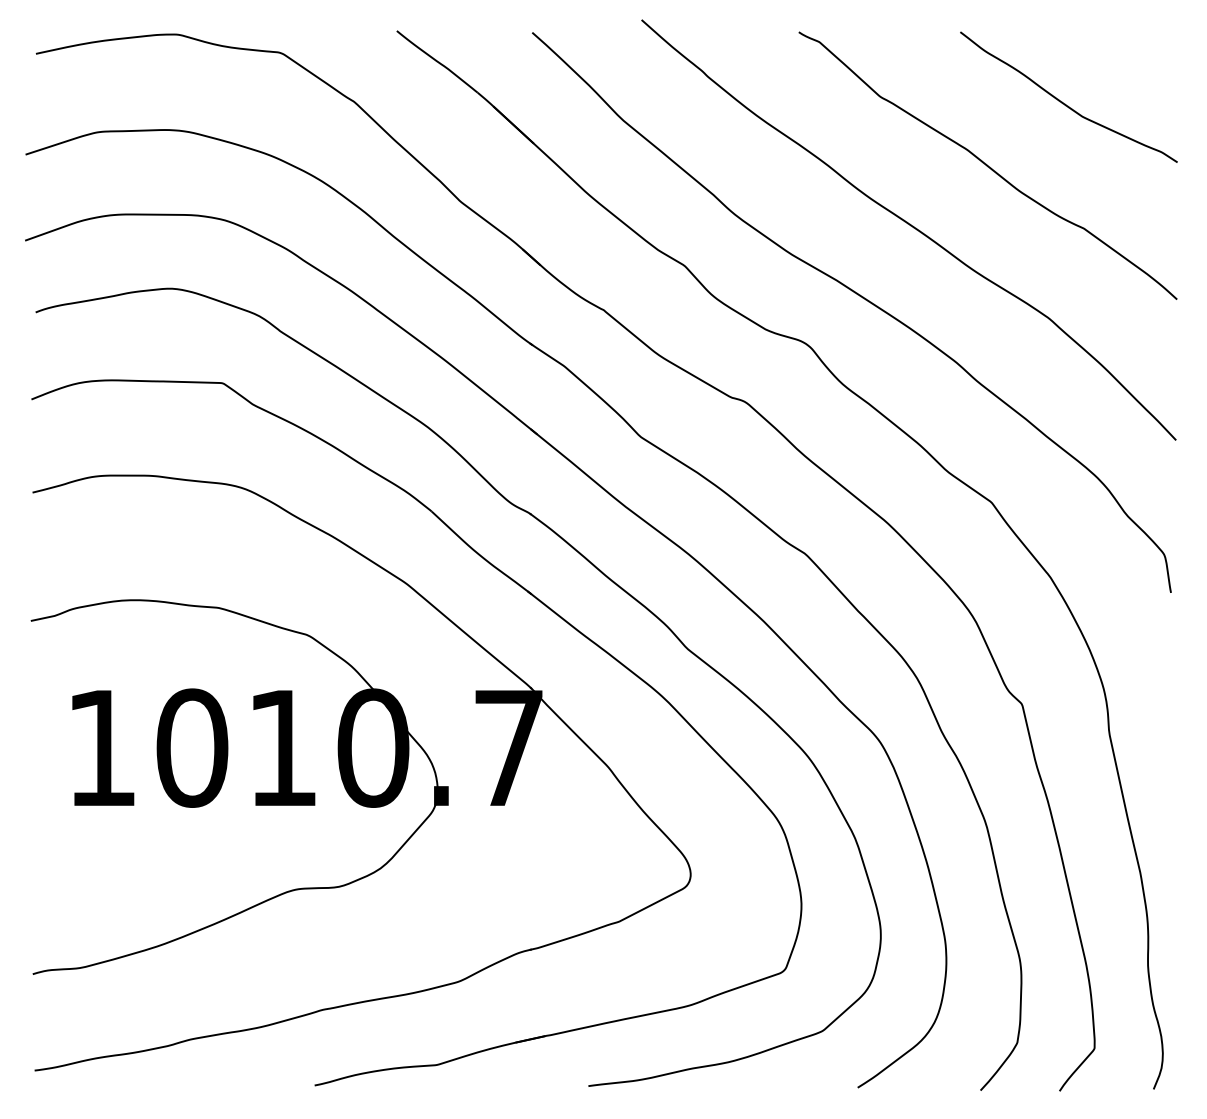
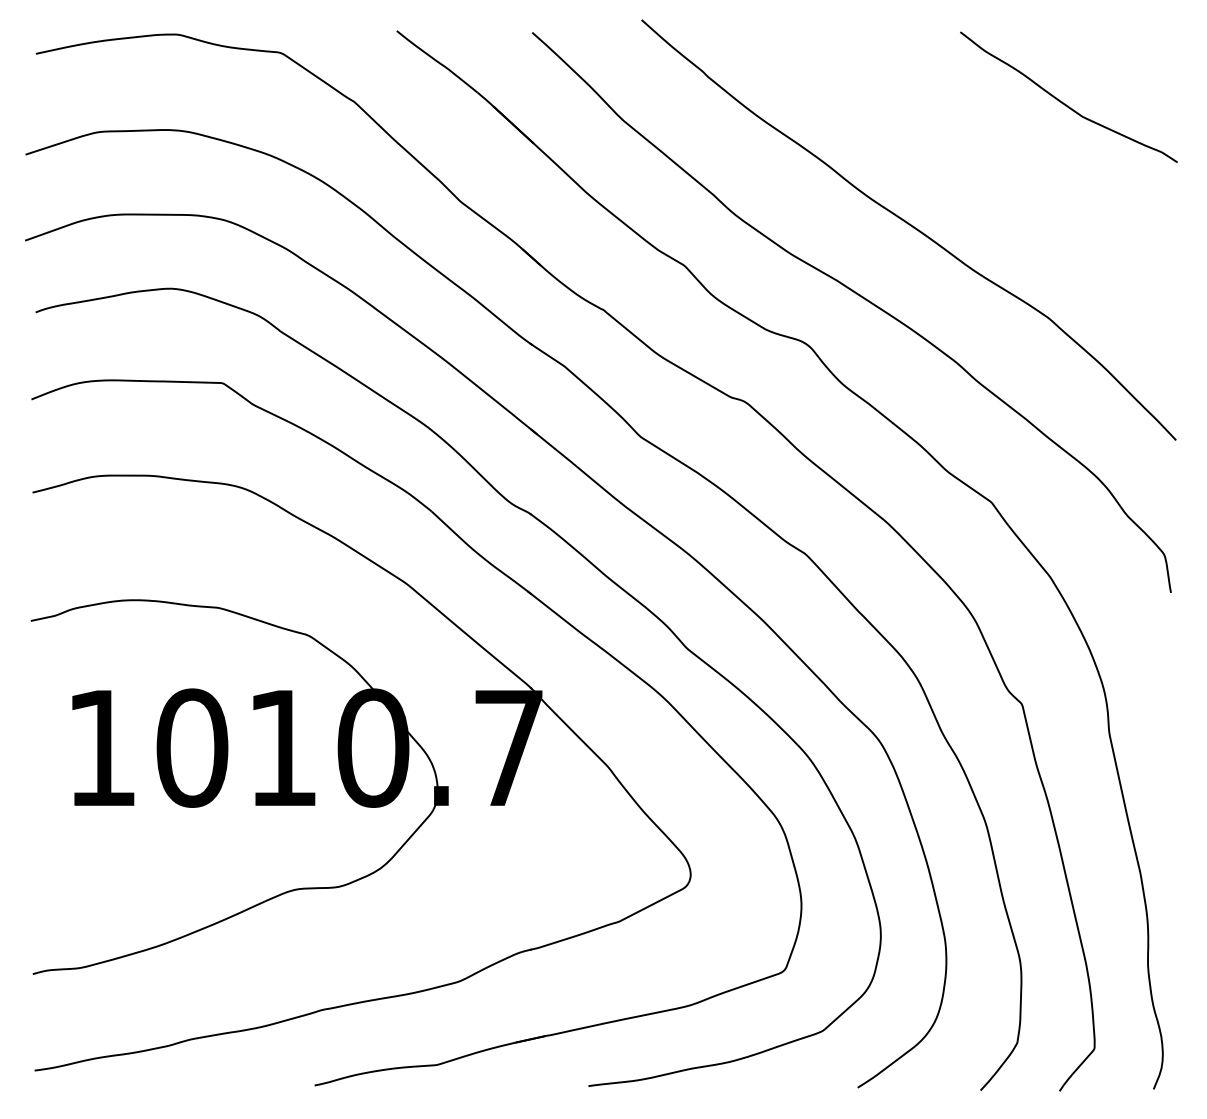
curve: present -> none (987, 165)
